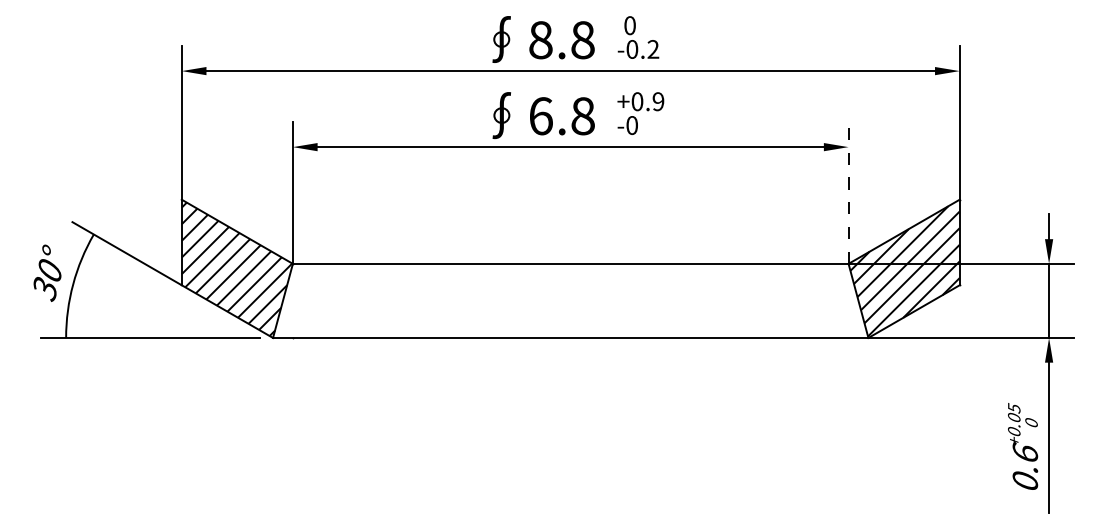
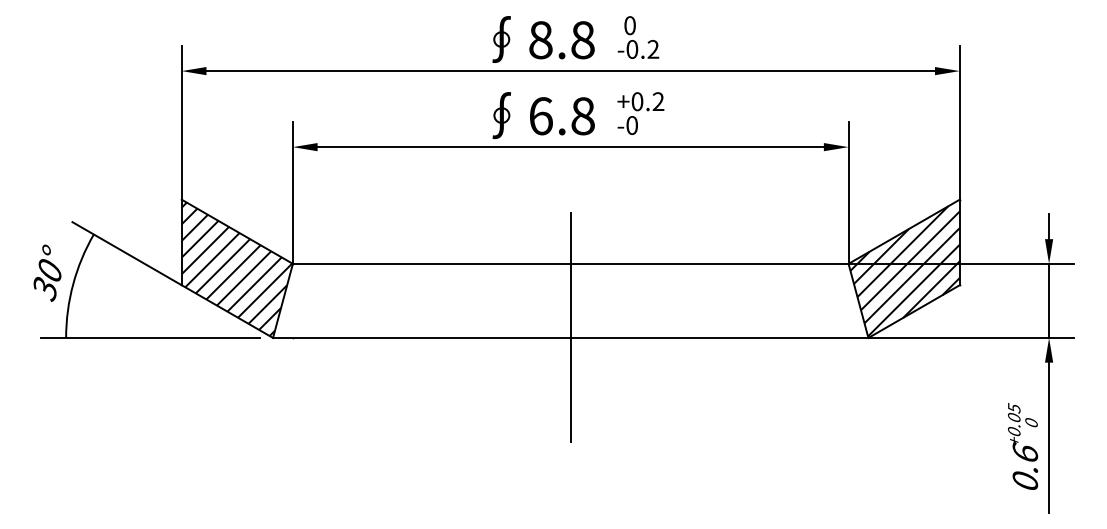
text: +0.9 -> +0.2 (658, 101)
line: dashed -> solid (848, 193)
line: none -> present (570, 327)
